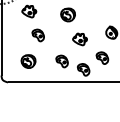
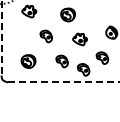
part position: (37, 35) -> (45, 36) (45, 36)
line: solid -> dashed (1, 38)
line: solid -> dashed (63, 82)
